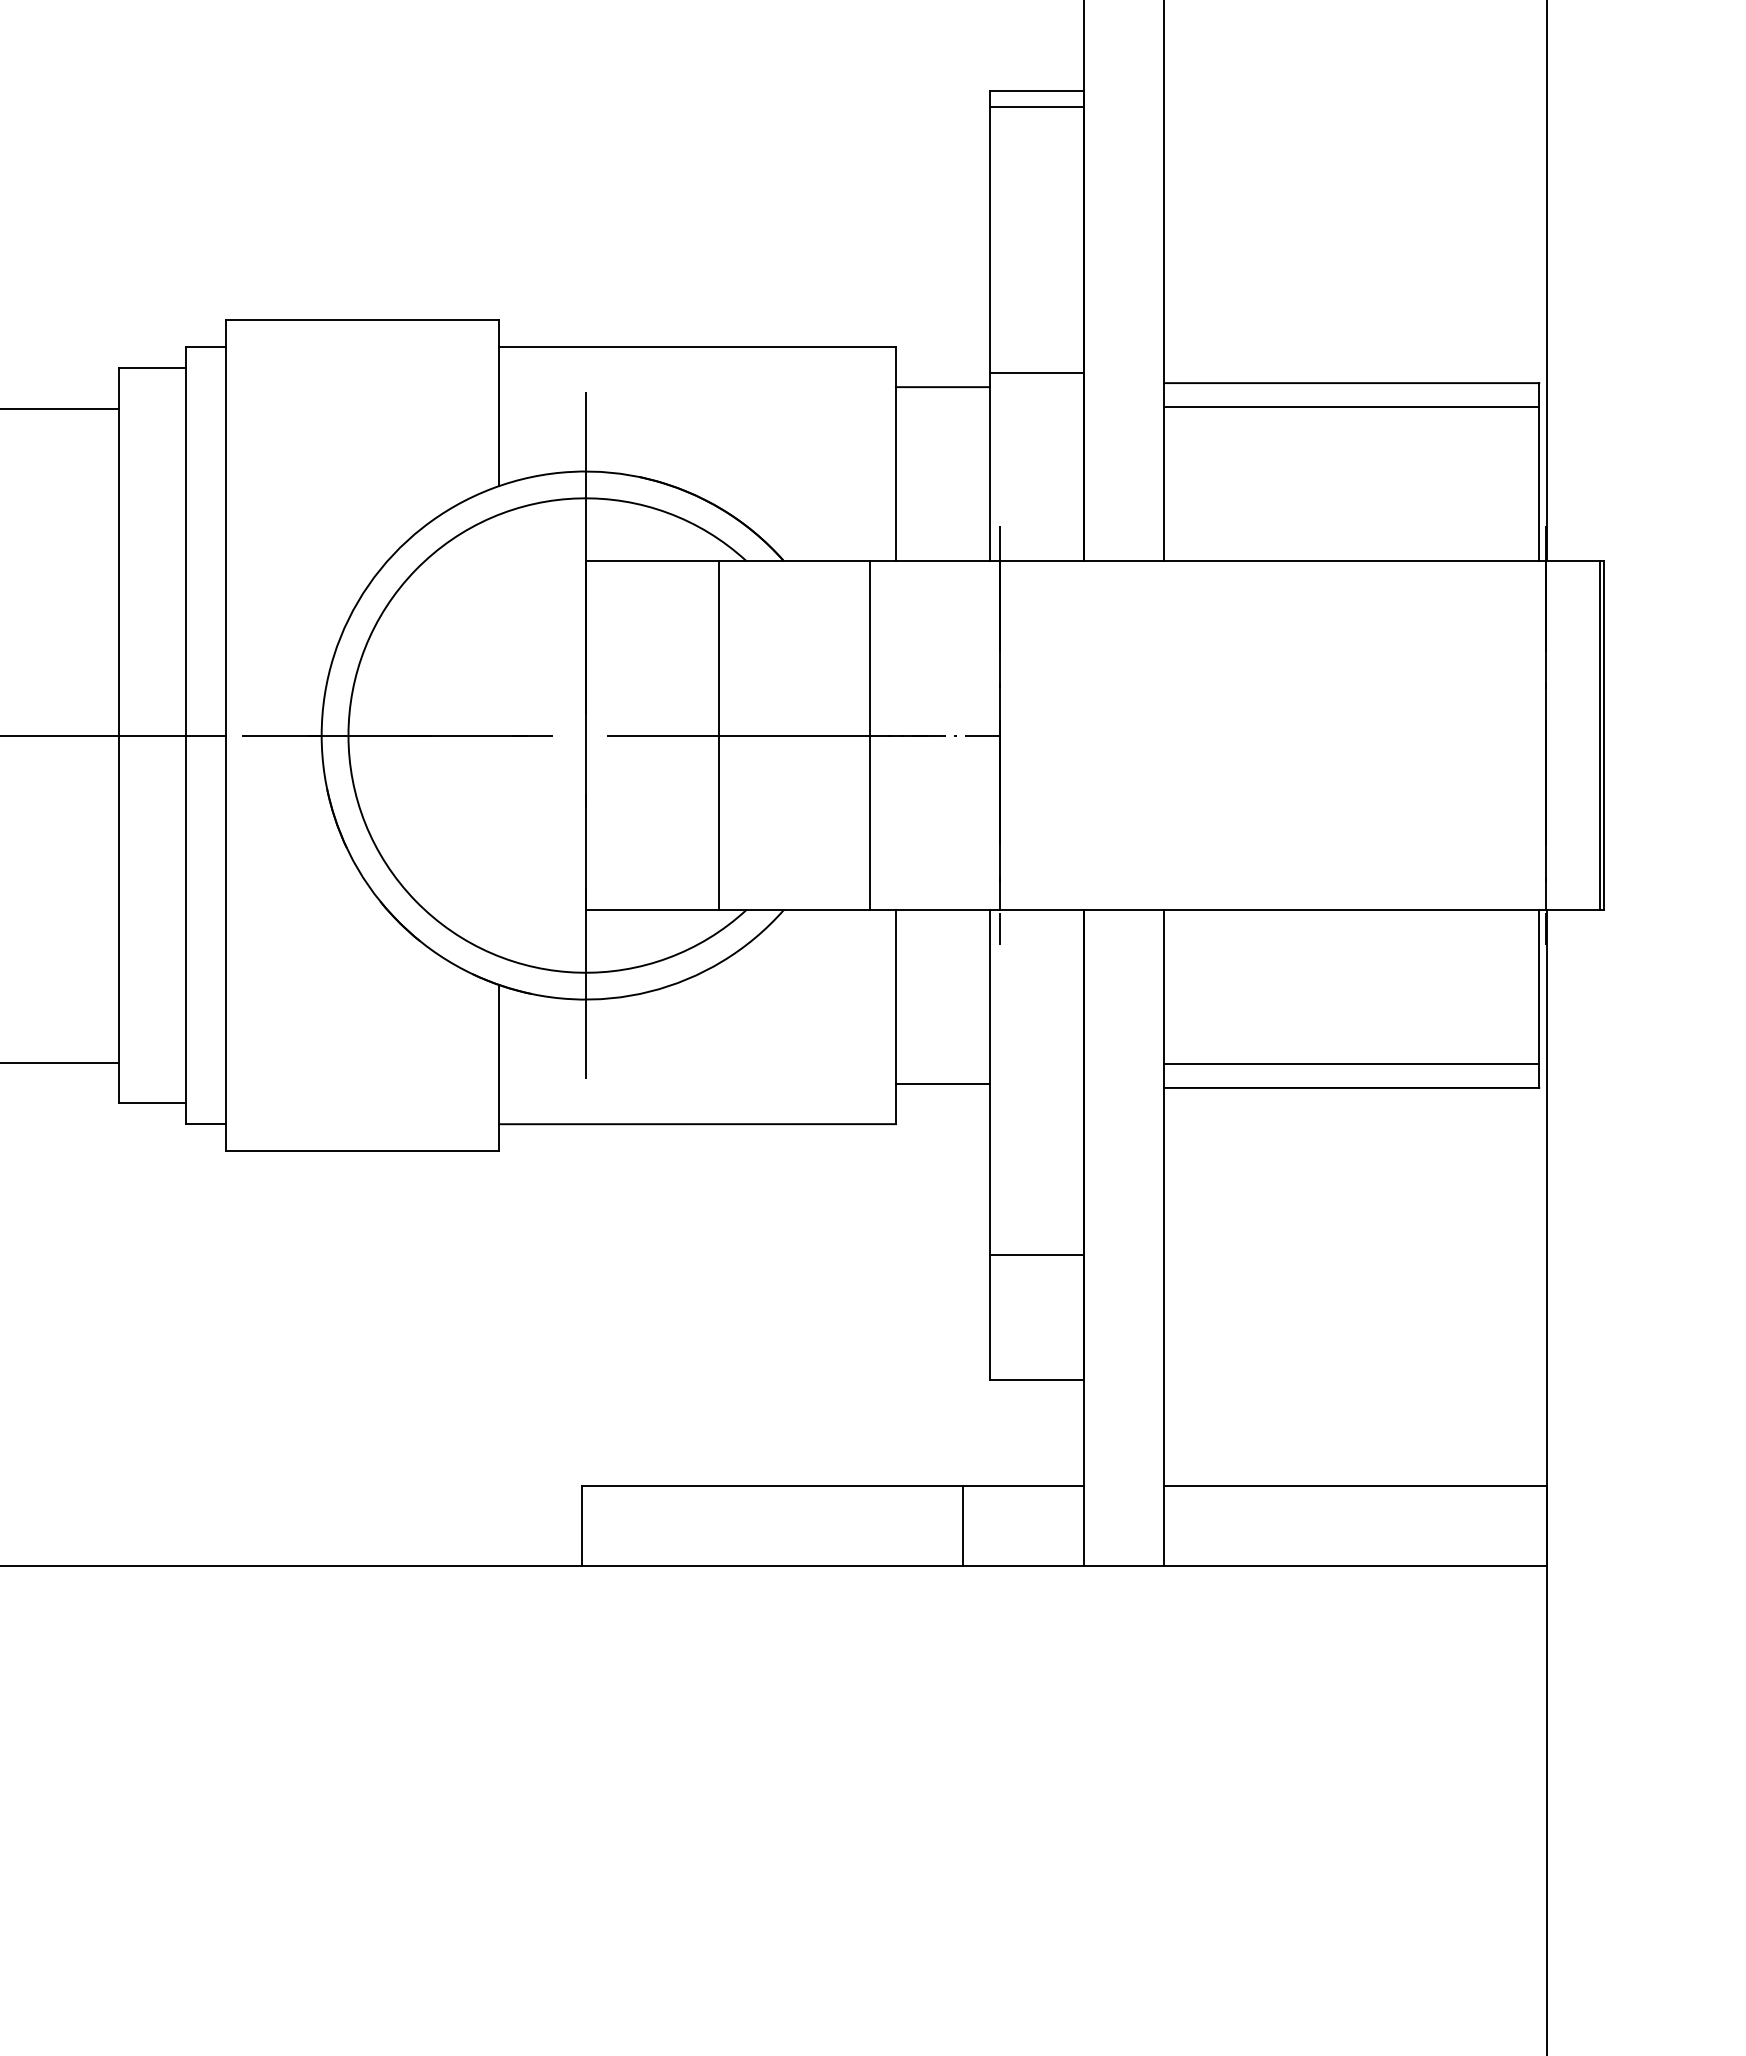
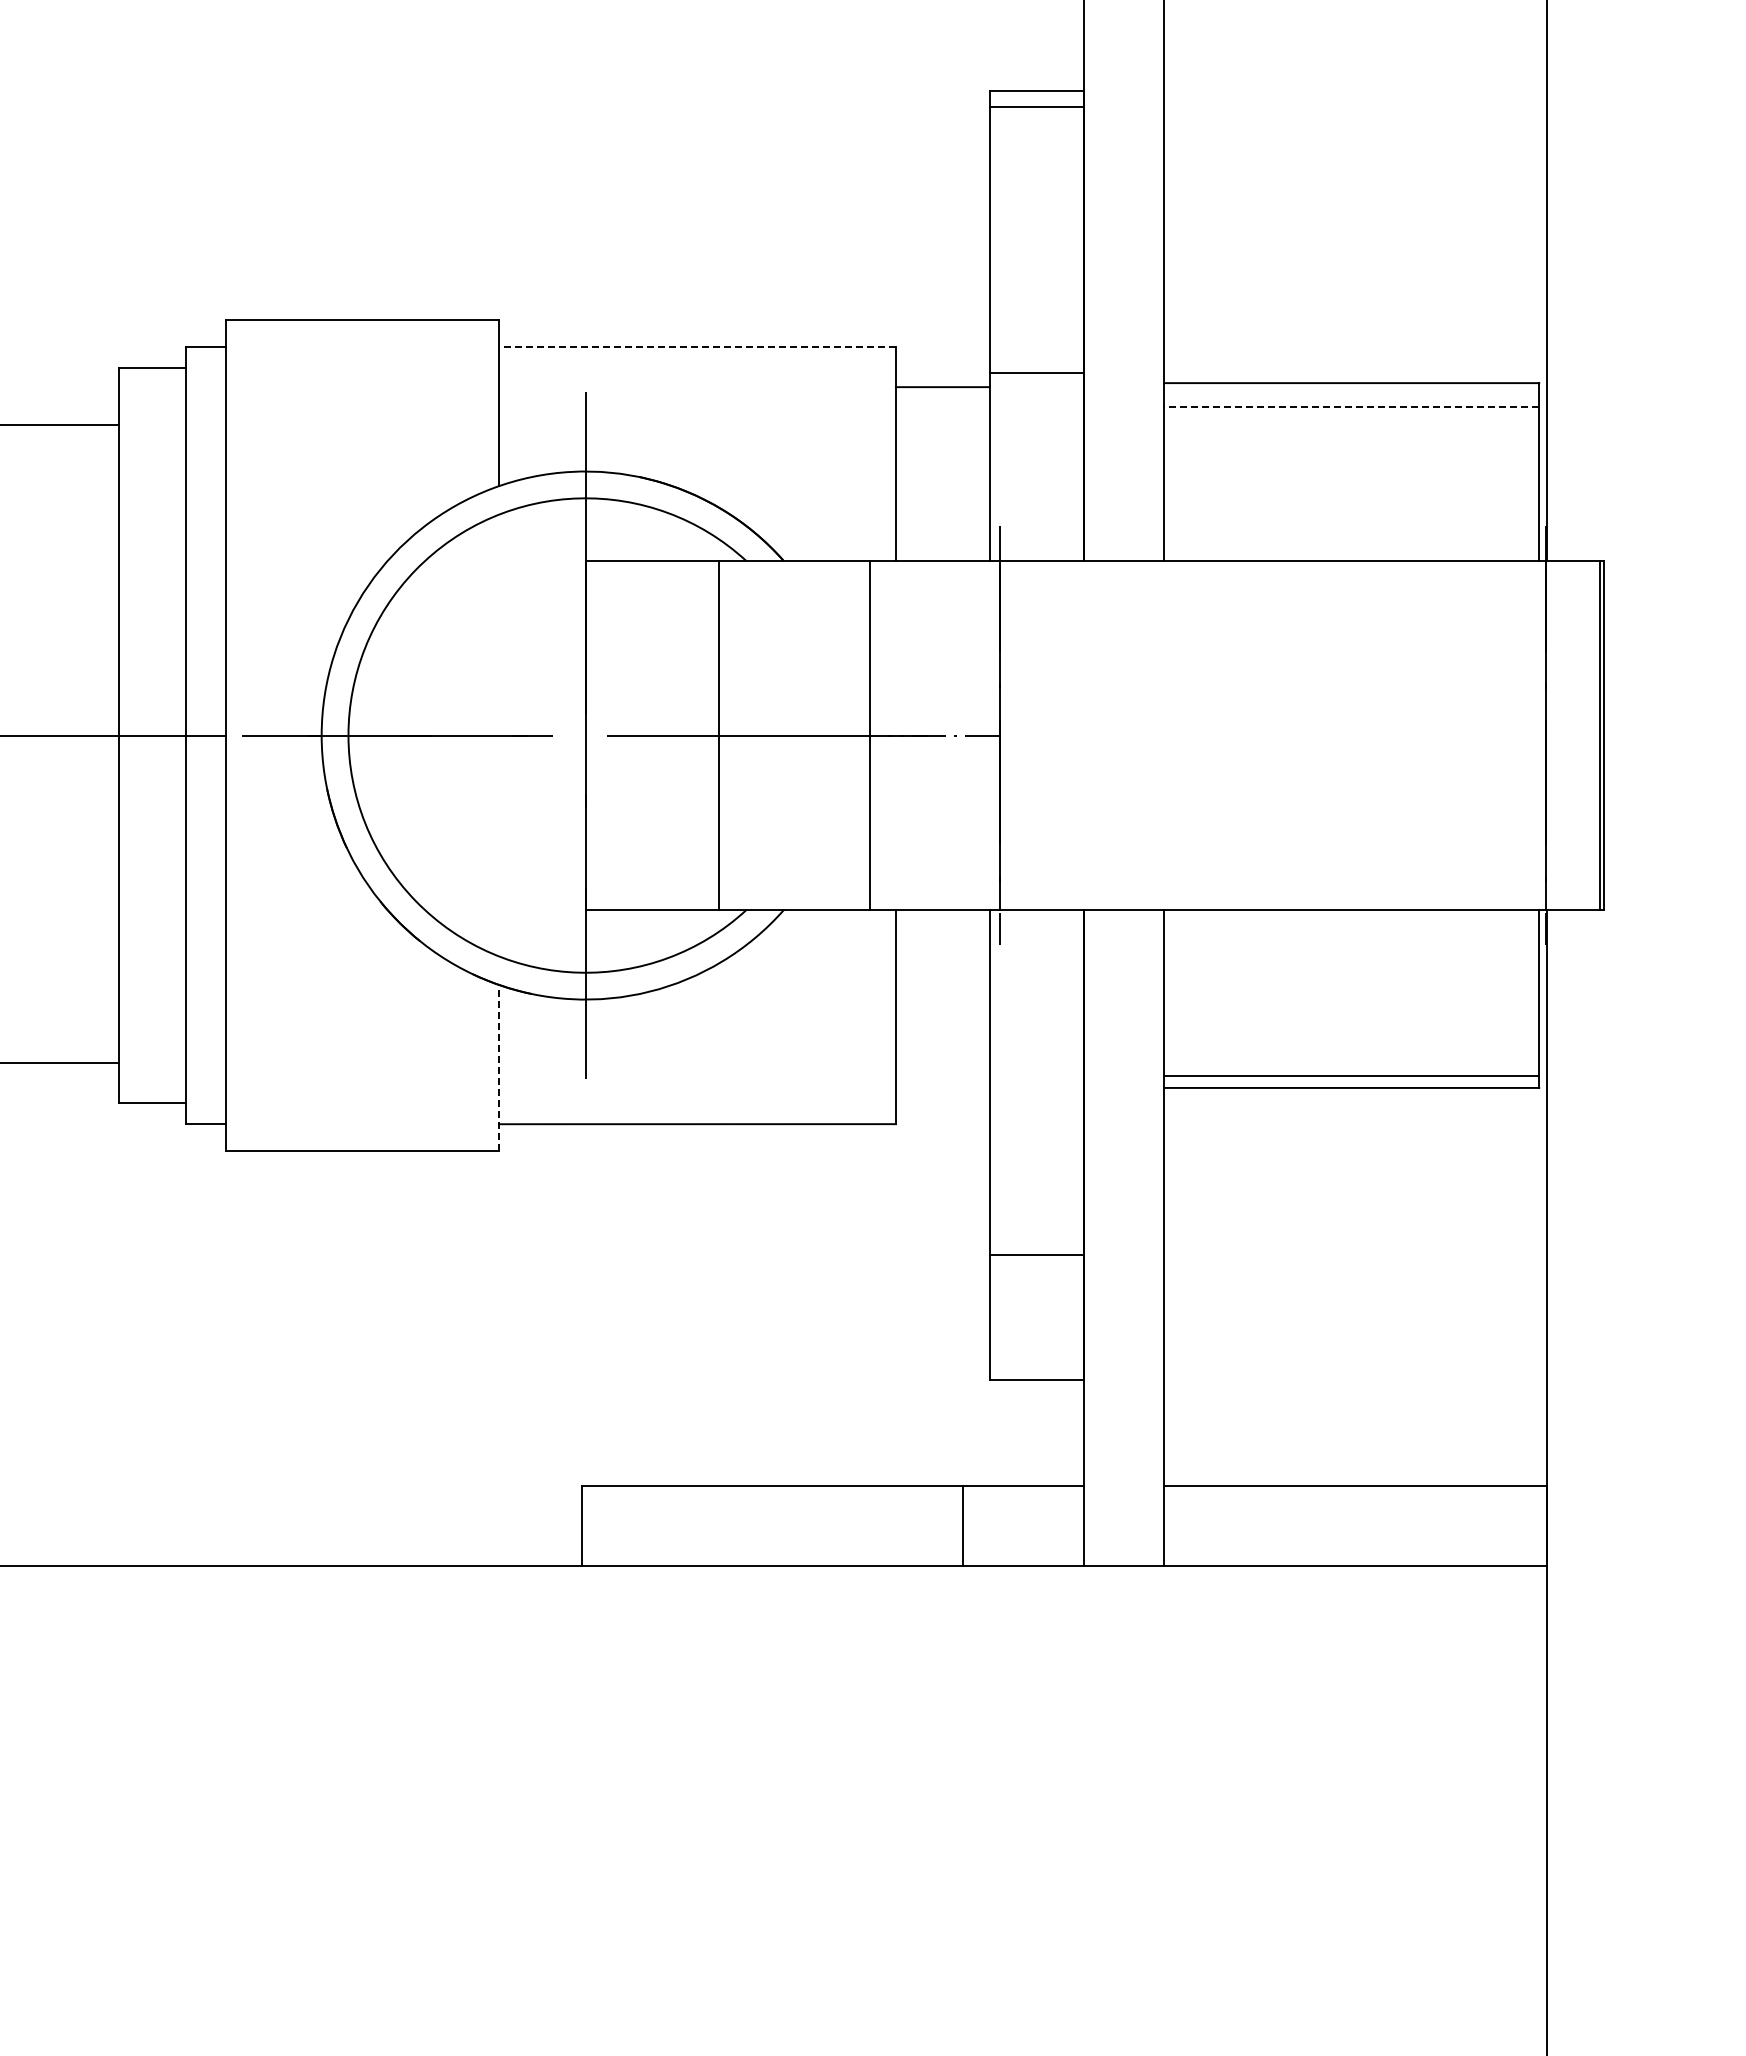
line: solid -> dashed (697, 346)
line: solid -> dashed (1351, 407)
line position: (60, 408) -> (60, 424) (60, 424)
line position: (1351, 1063) -> (1351, 1075) (1351, 1075)
line: solid -> dashed (499, 1068)
line: present -> none (942, 1083)
